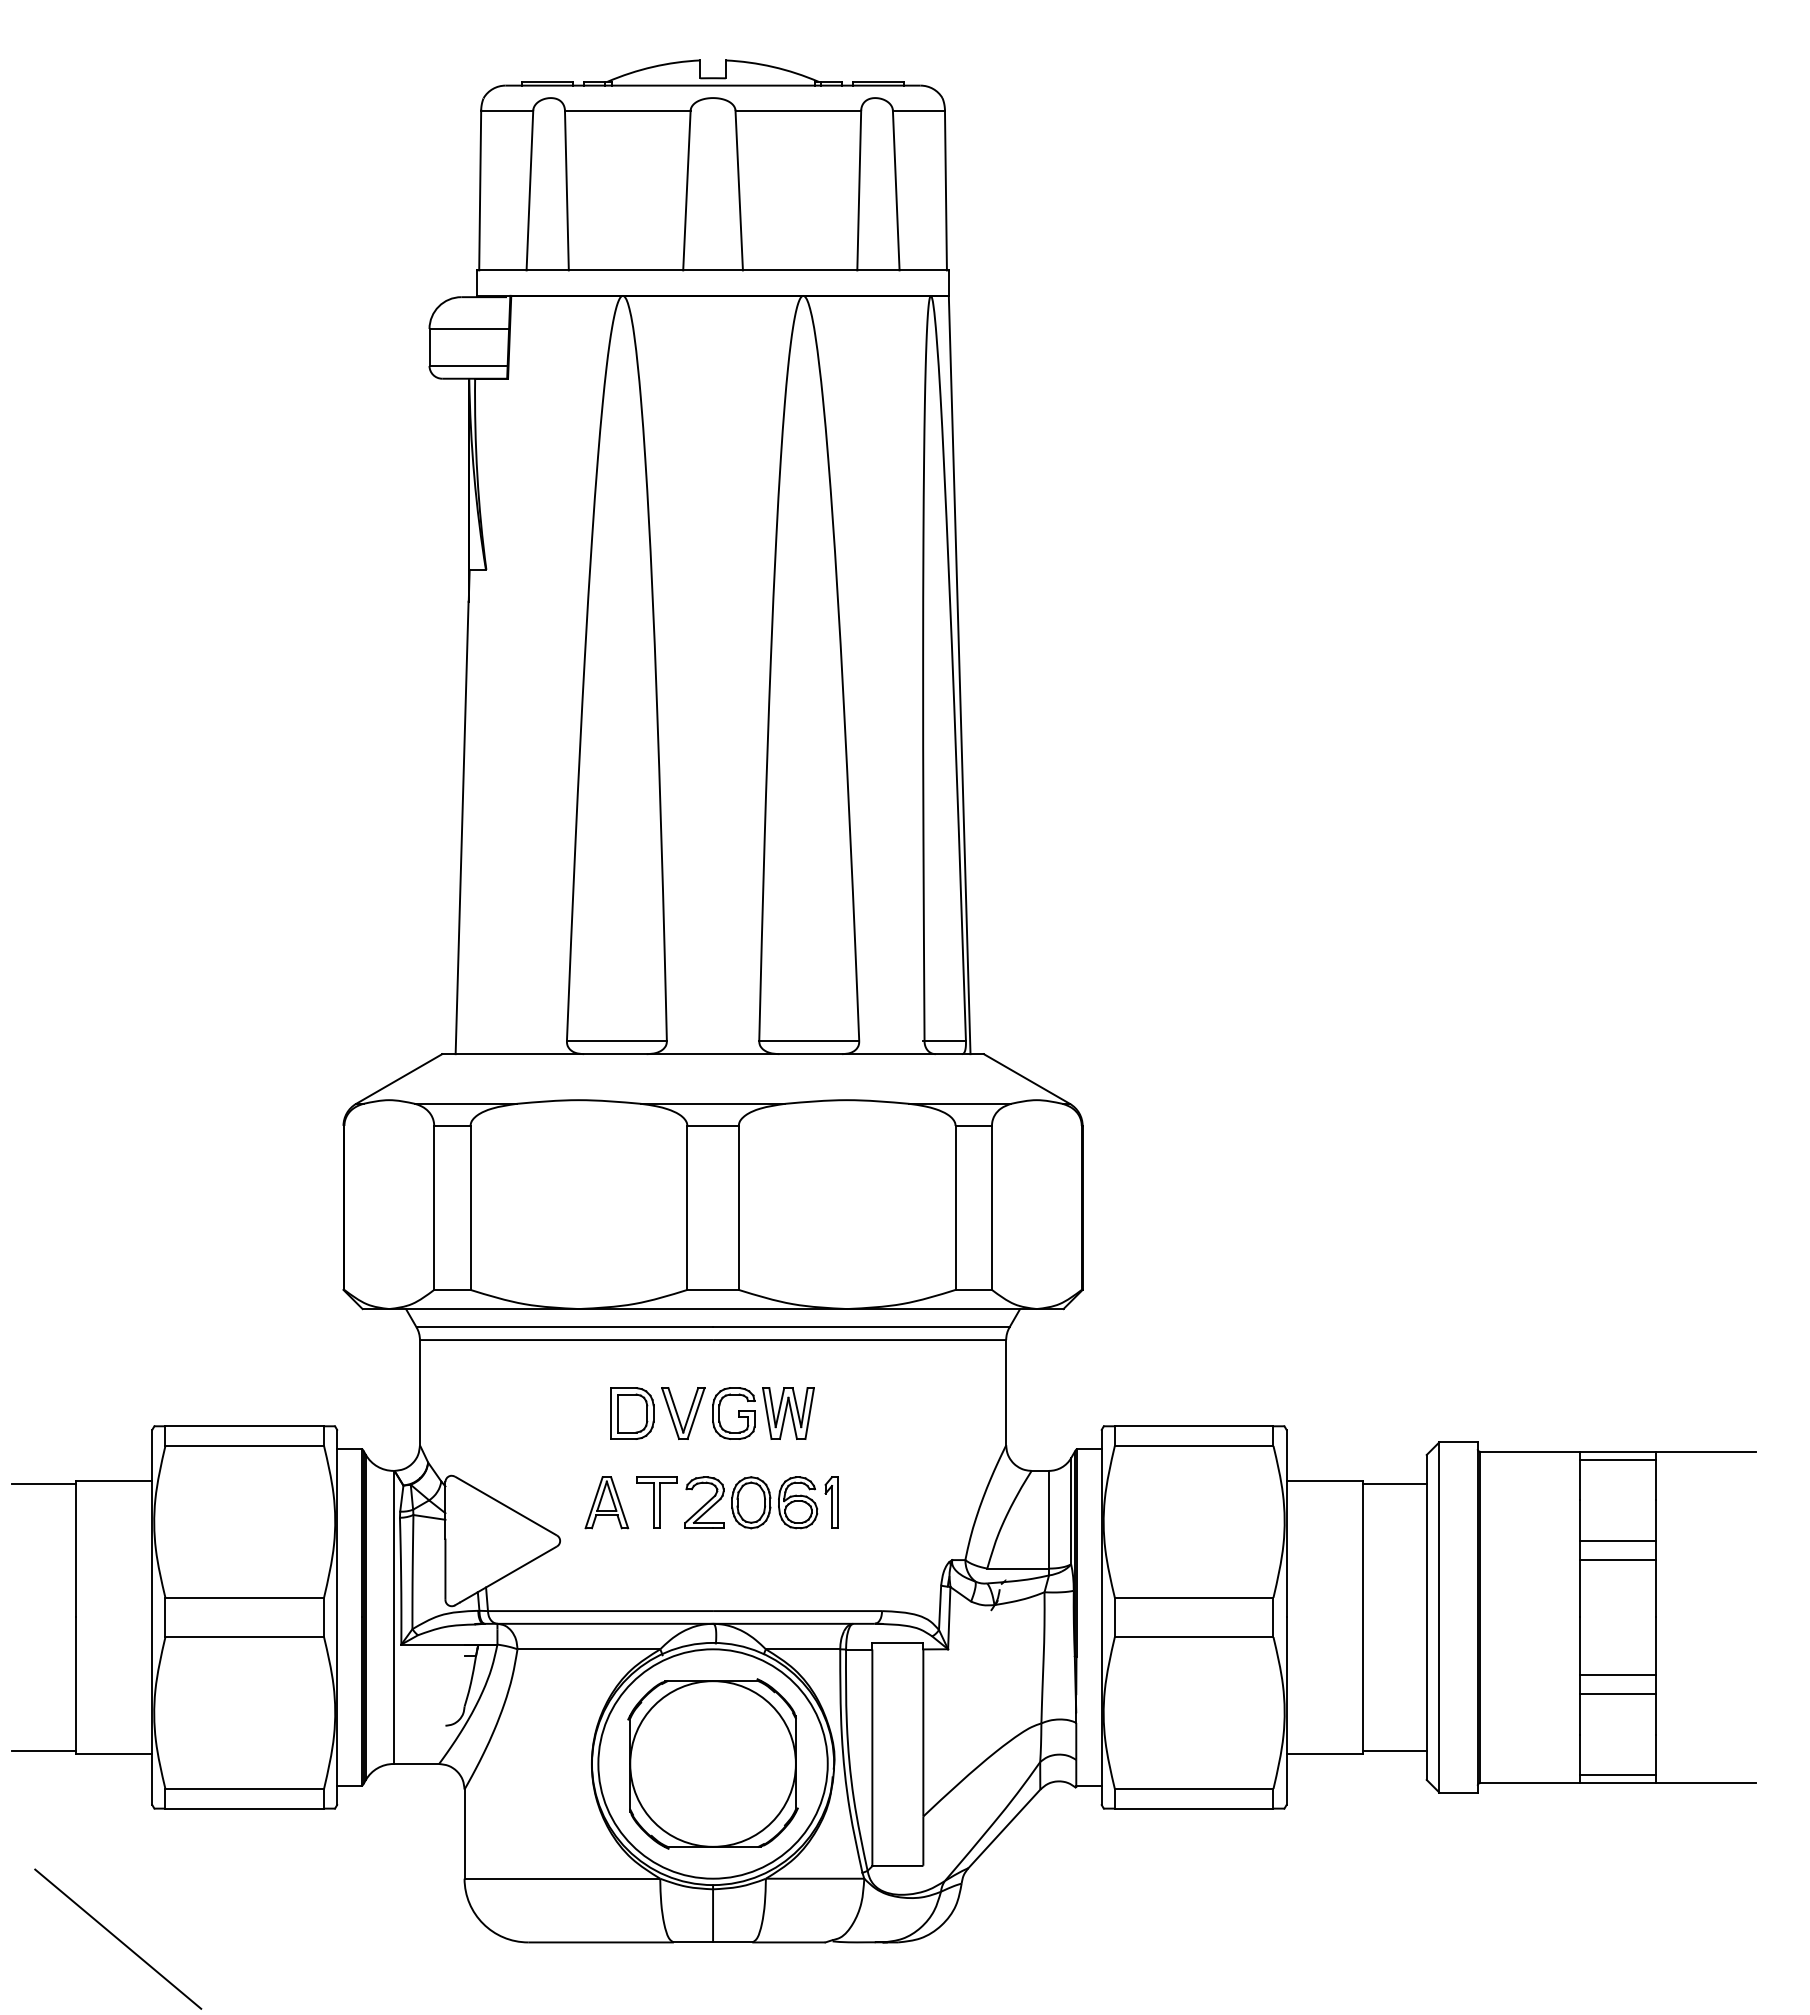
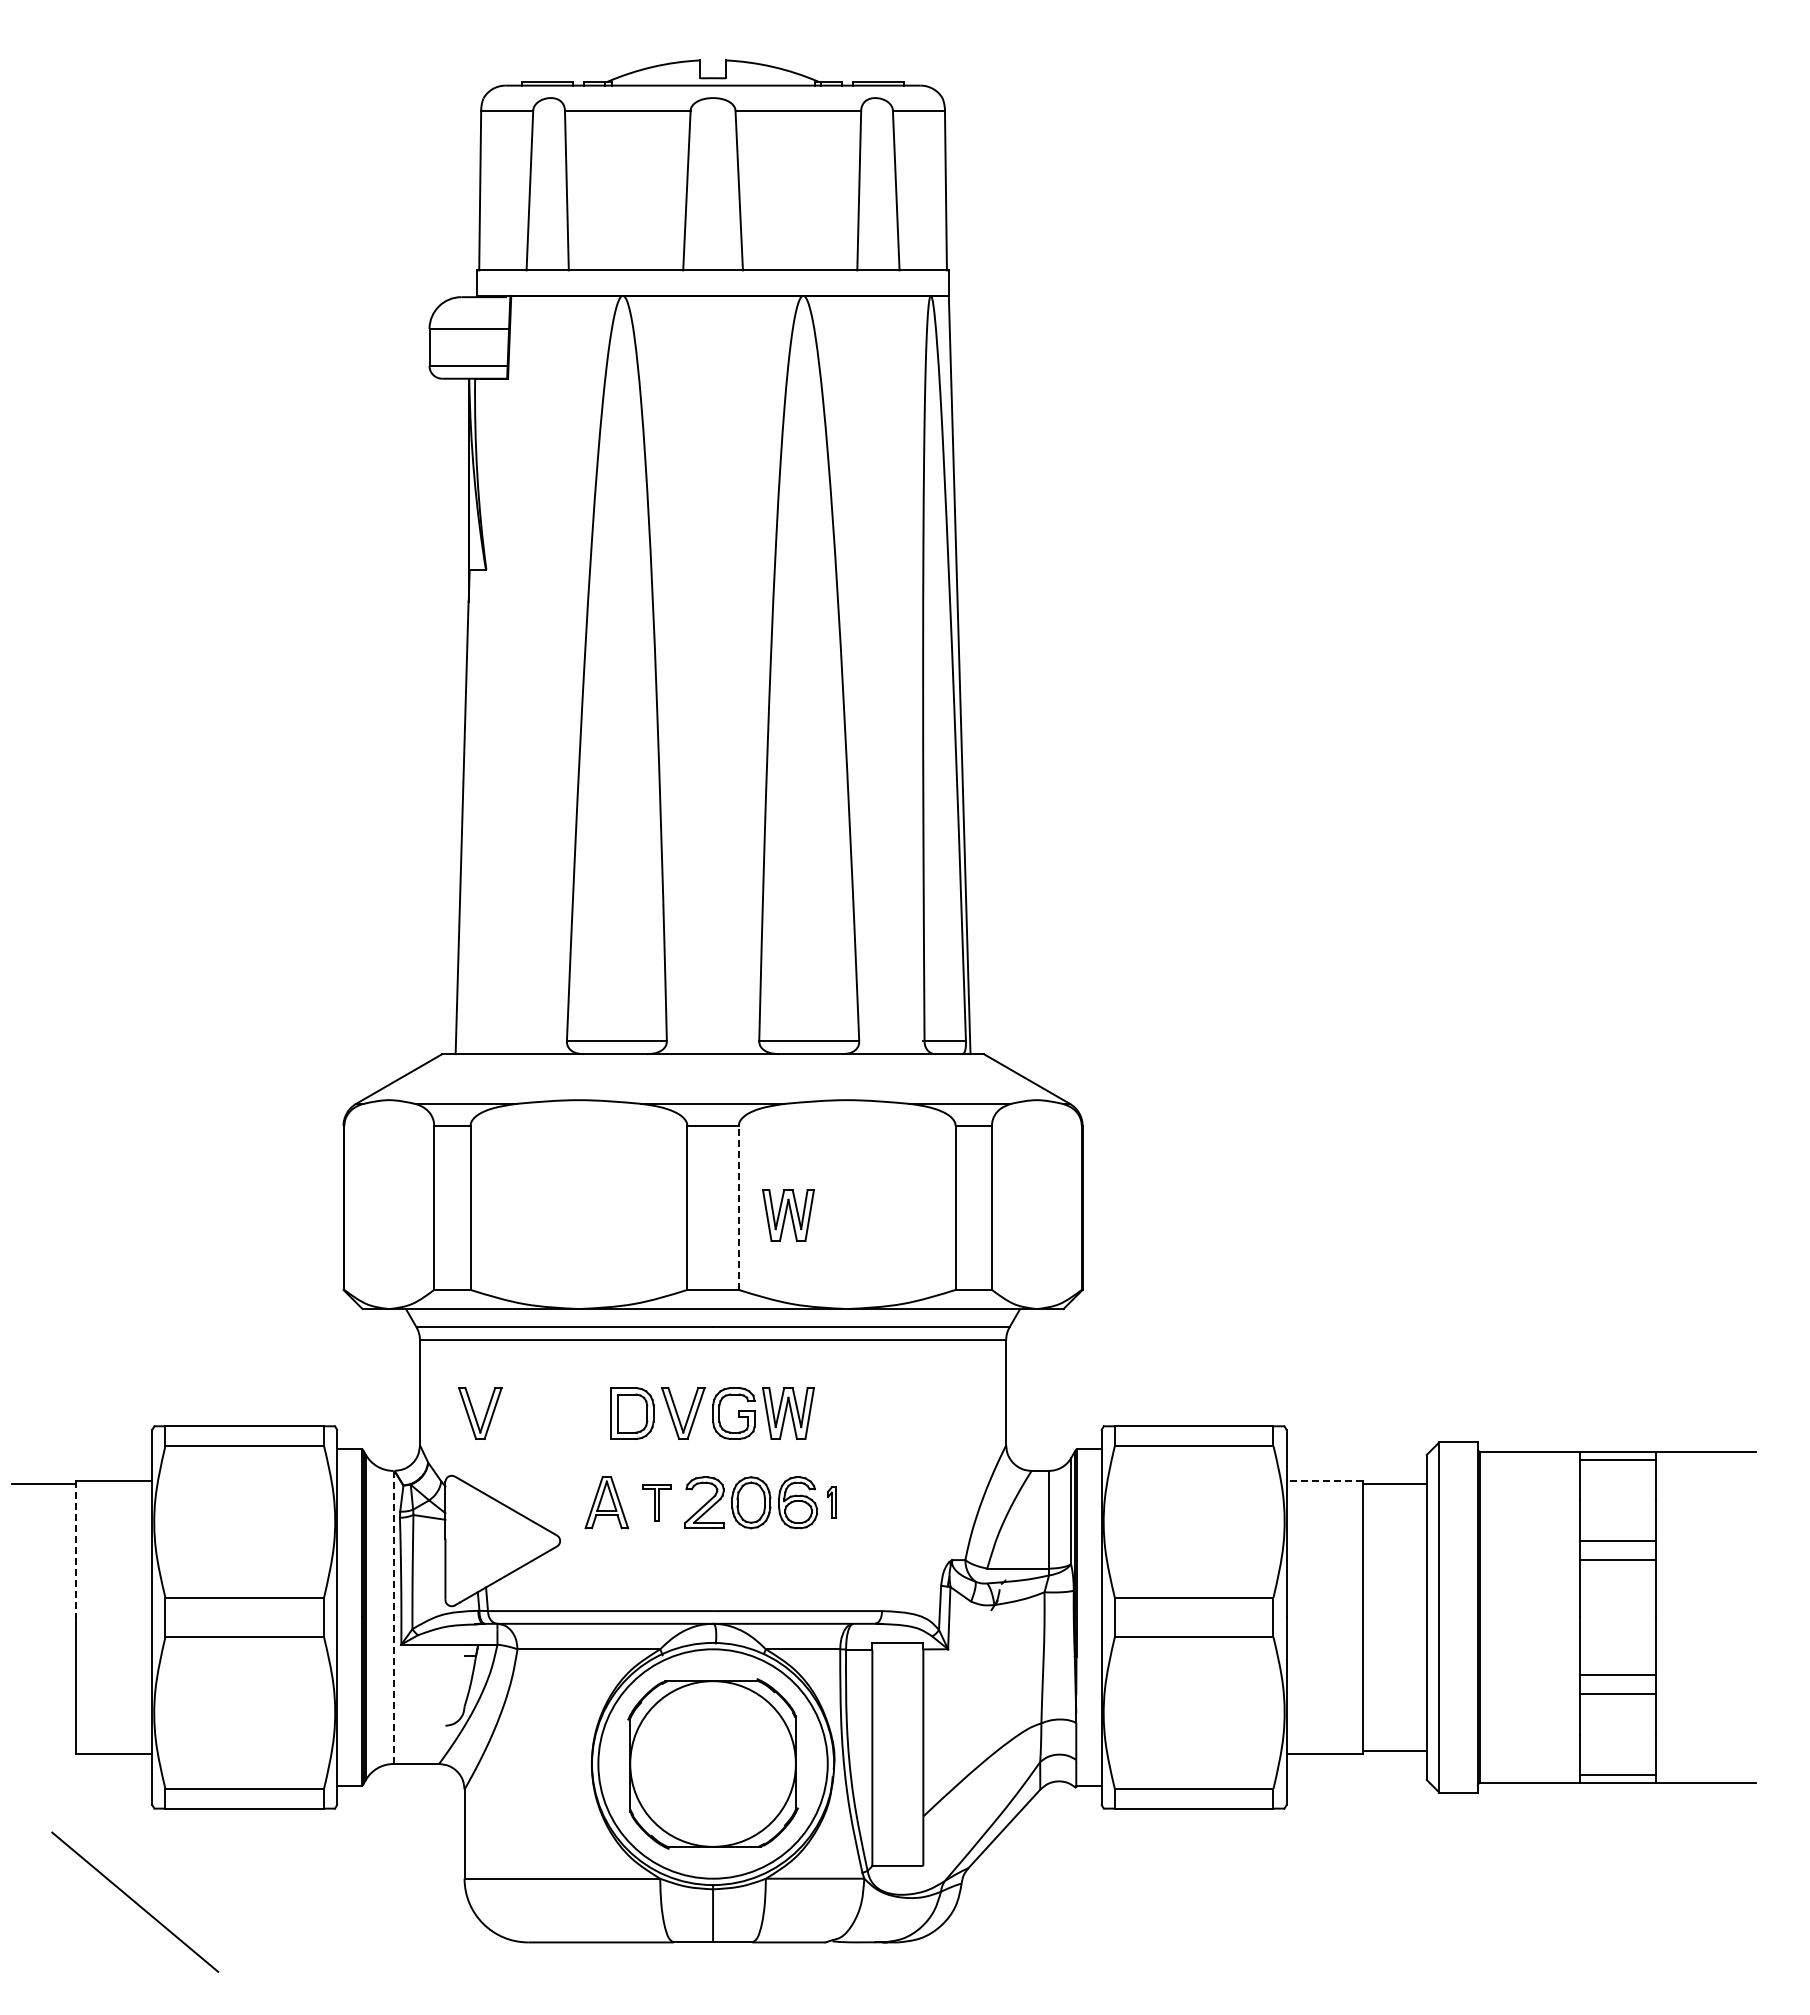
line: solid -> dashed (738, 1207)
part: none -> present (788, 1215)
part: none -> present (480, 1413)
line: solid -> dashed (1324, 1481)
part size: 42x53 px -> 30x38 px (656, 1502)
part size: 15x53 px -> 10x33 px (831, 1502)
line: solid -> dashed (75, 1549)
line: solid -> dashed (393, 1617)
line: present -> none (43, 1751)
line position: (118, 1938) -> (135, 1901) (135, 1901)
